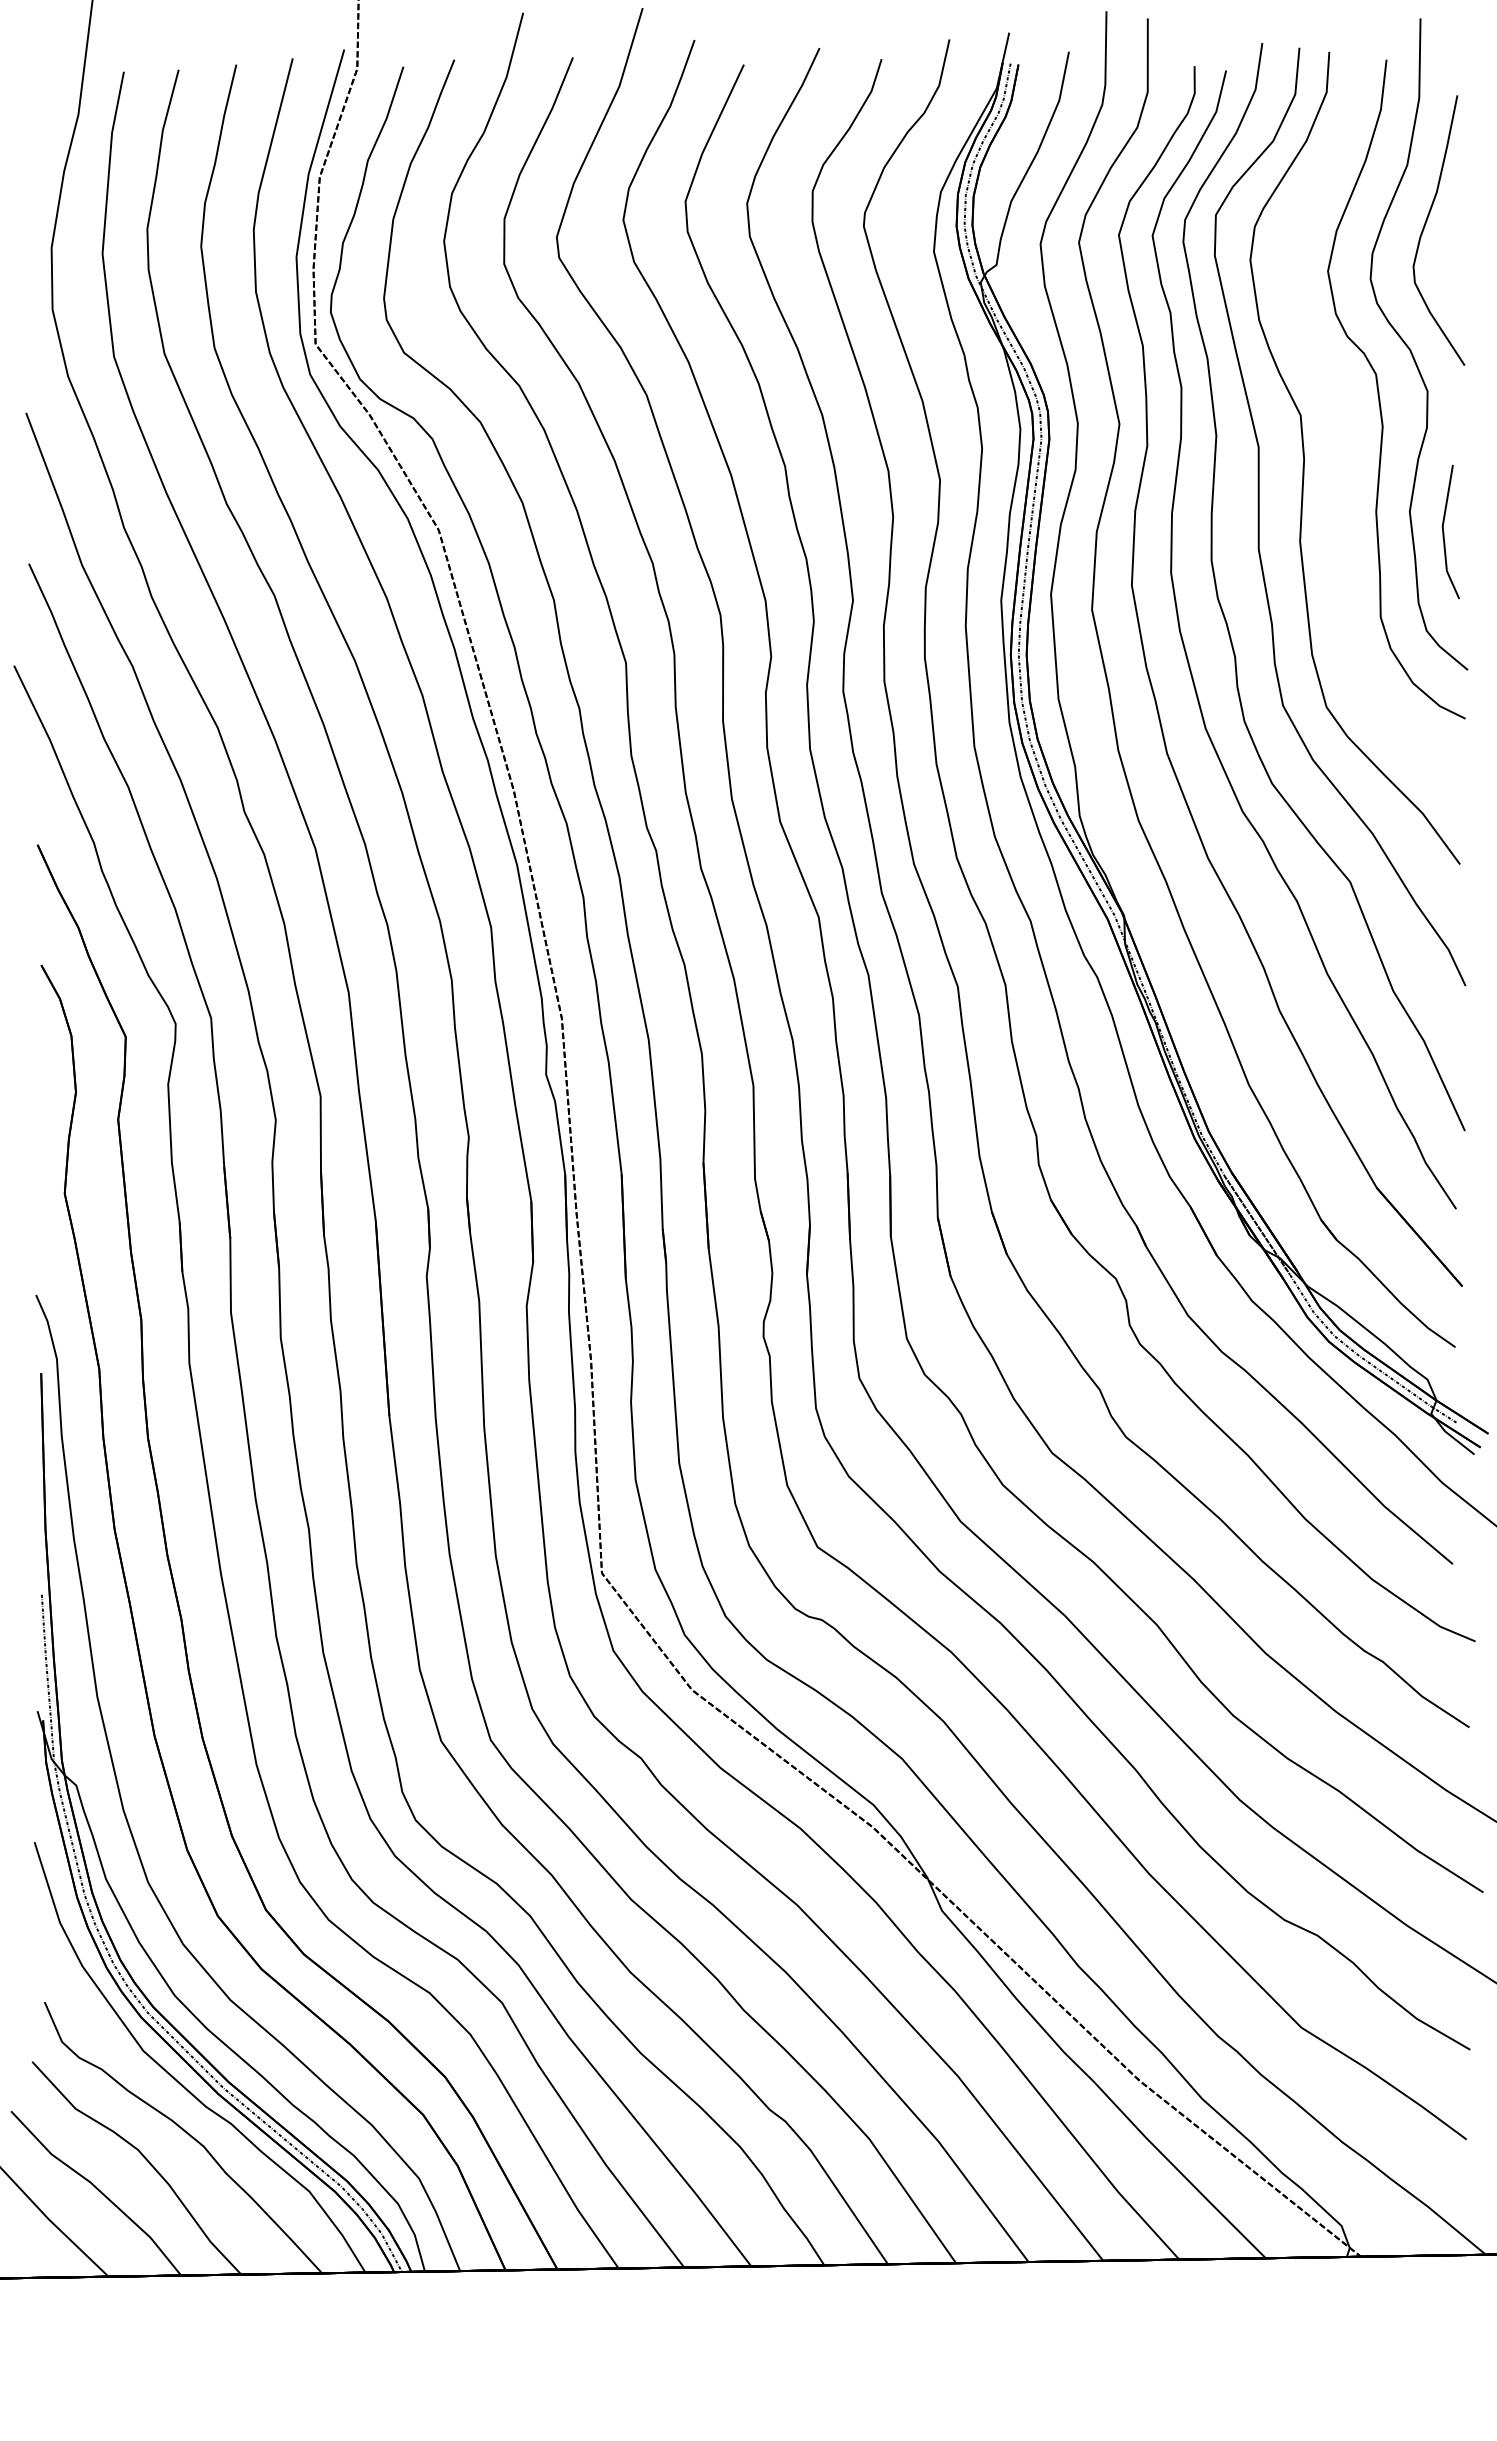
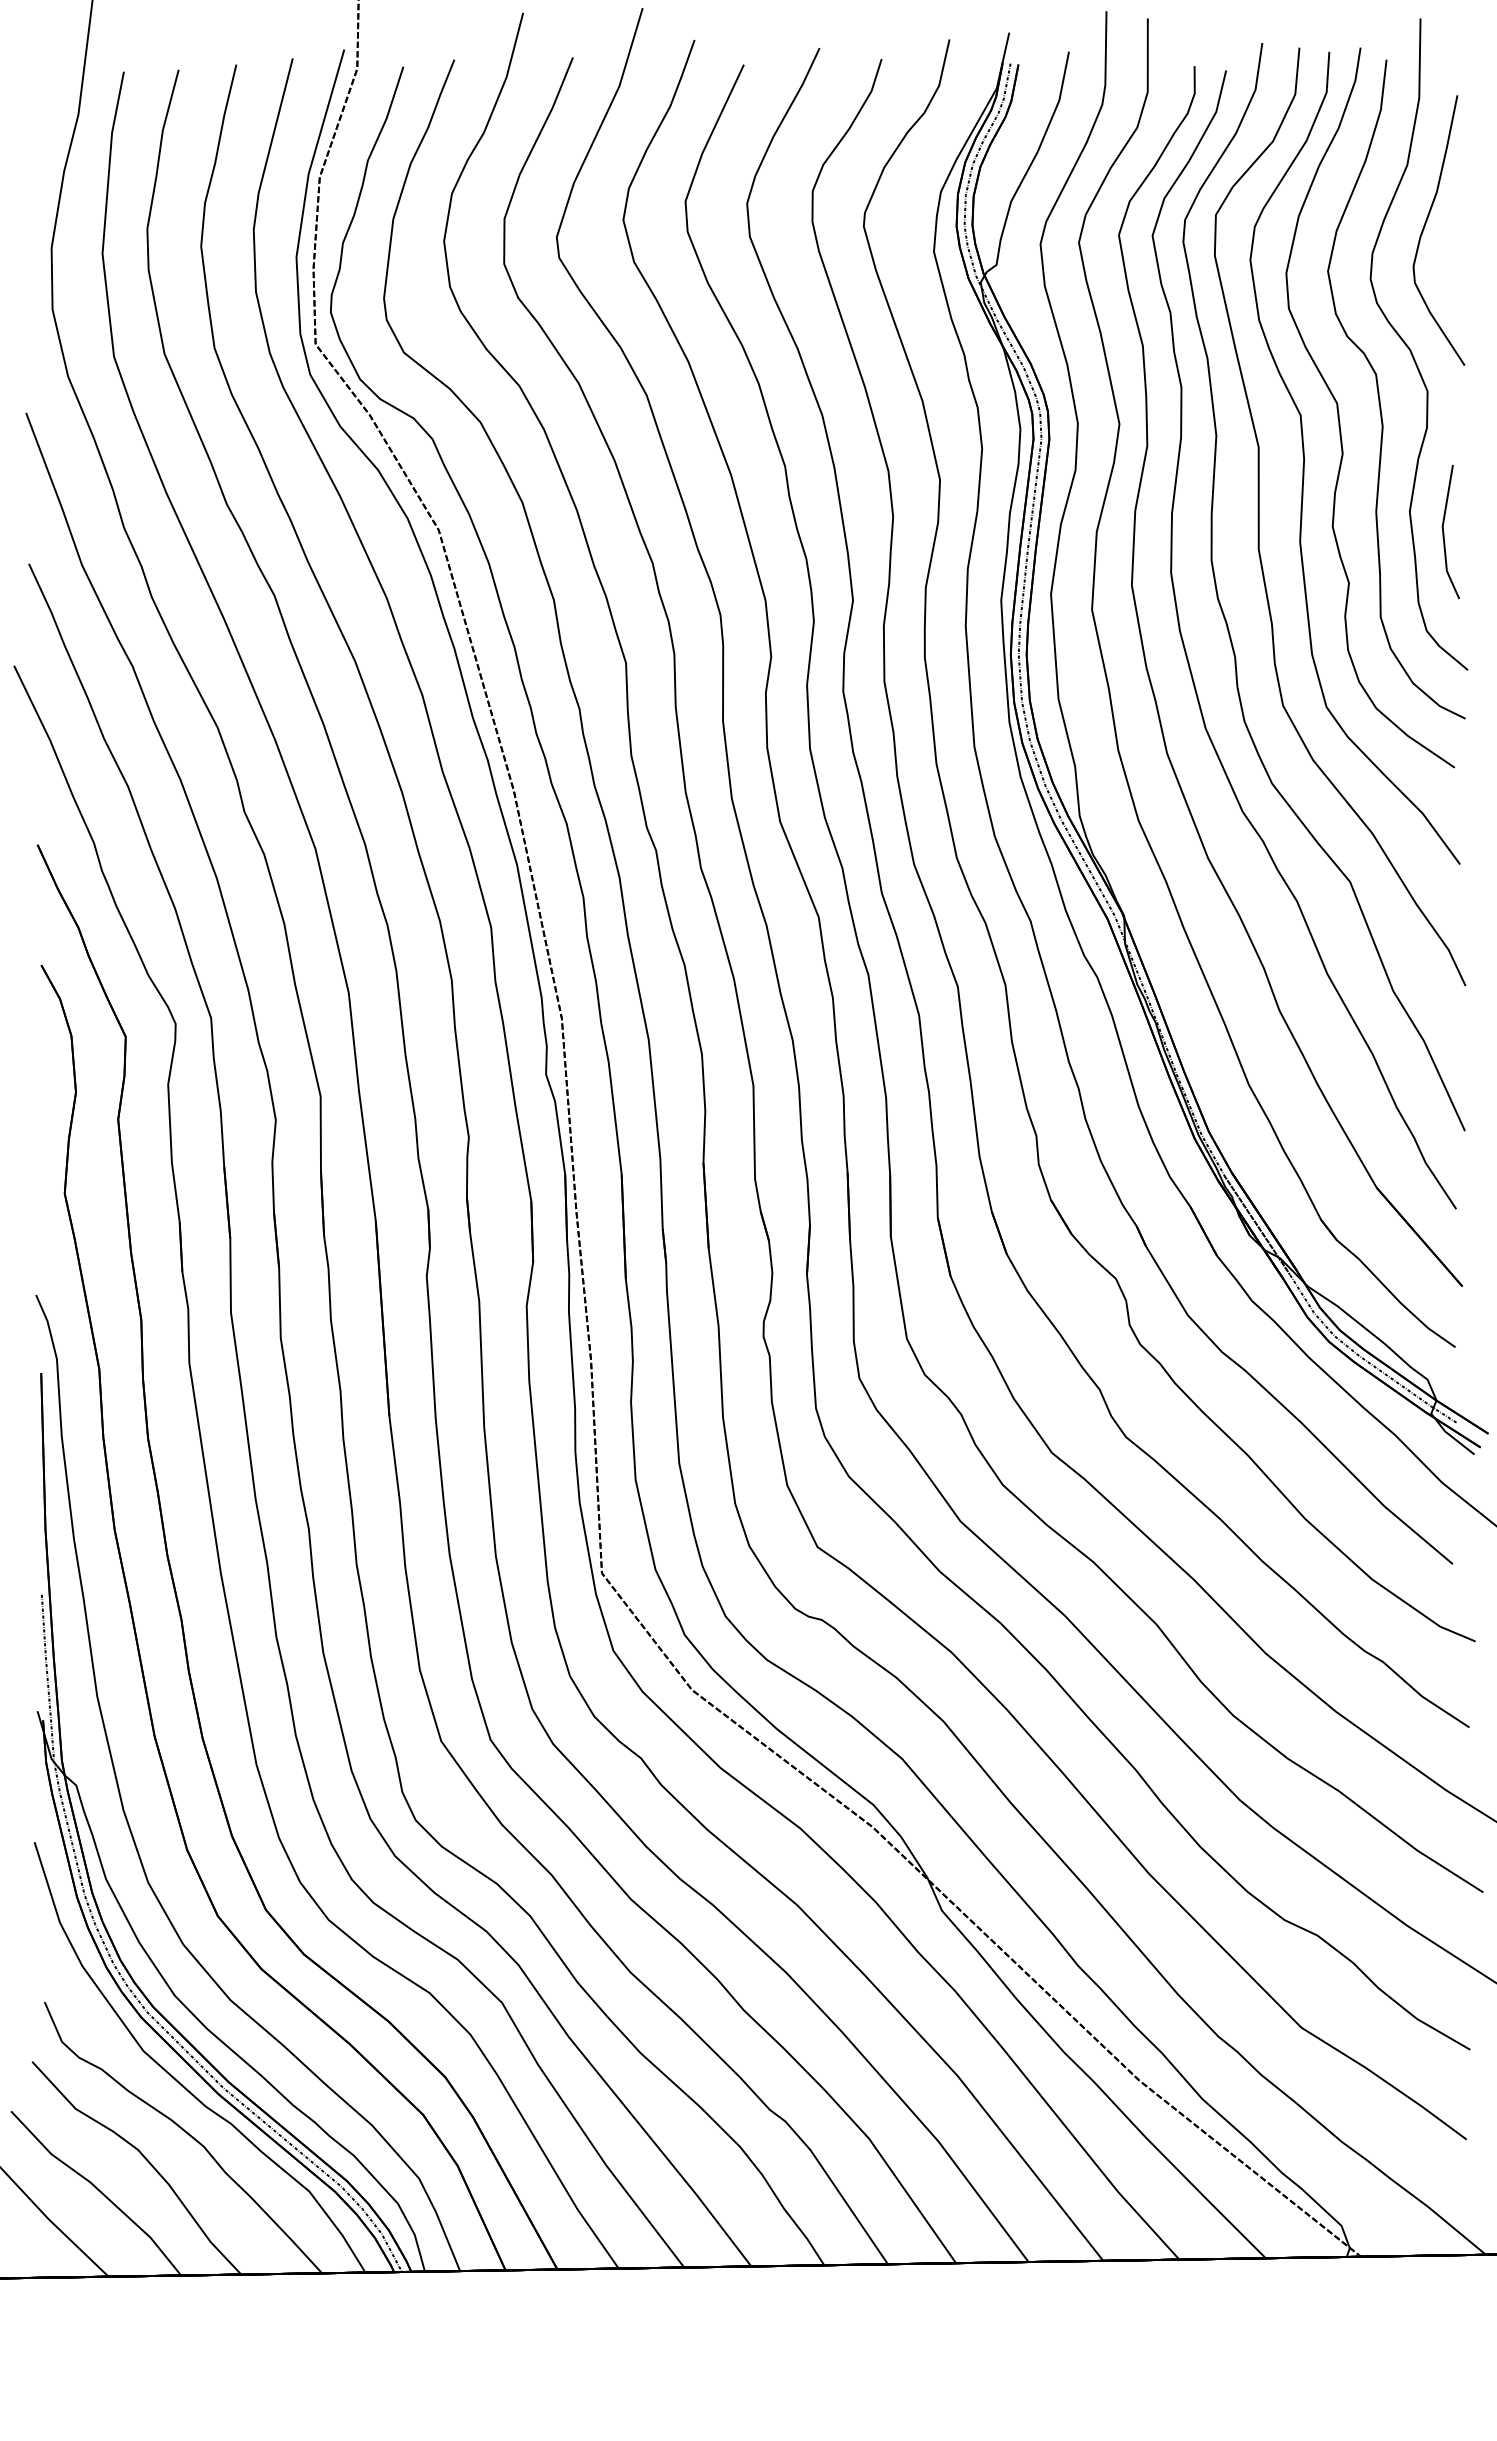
part: none -> present (1339, 412)
